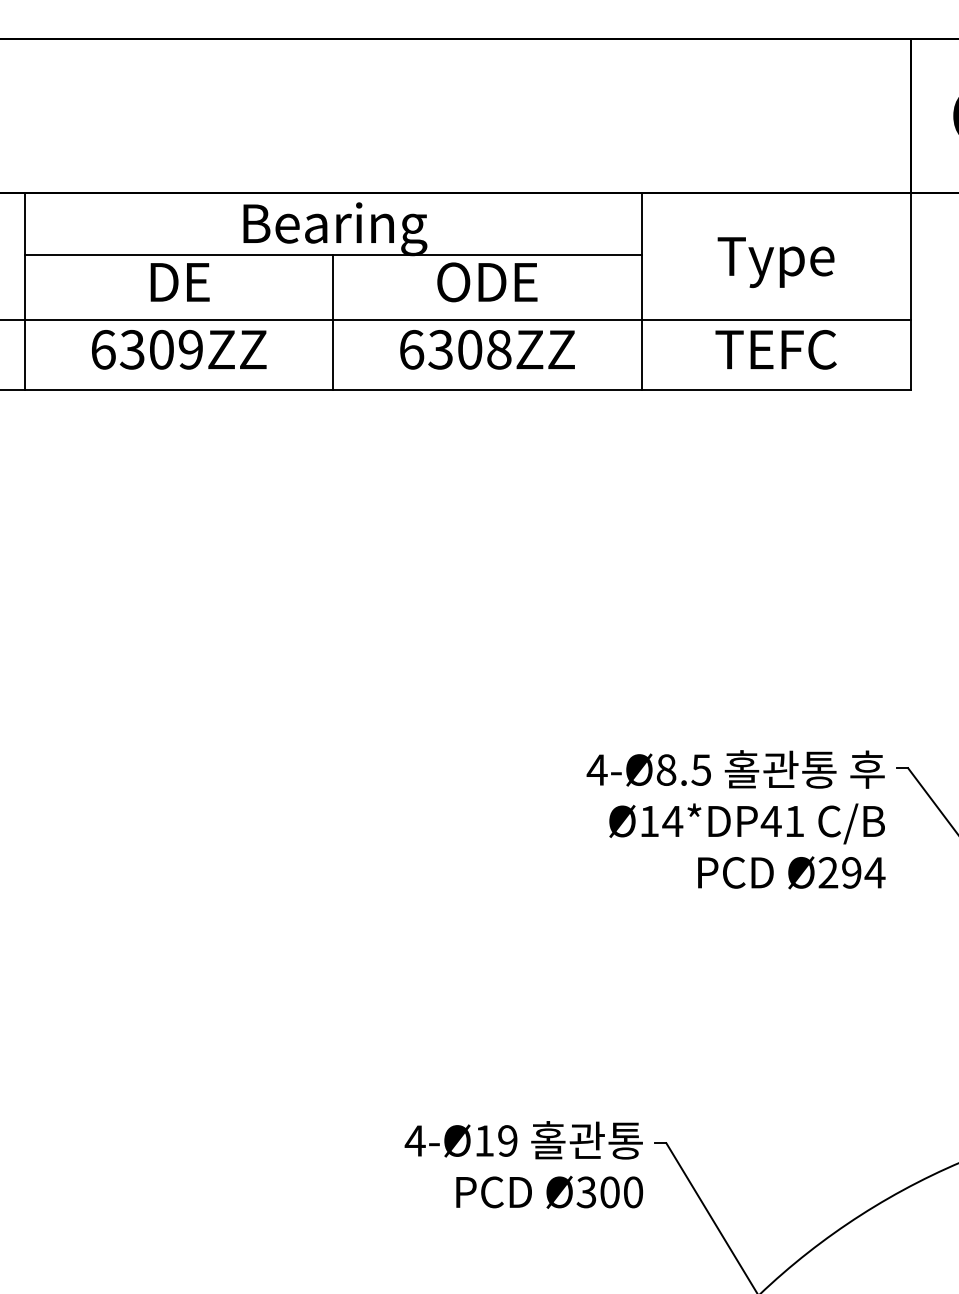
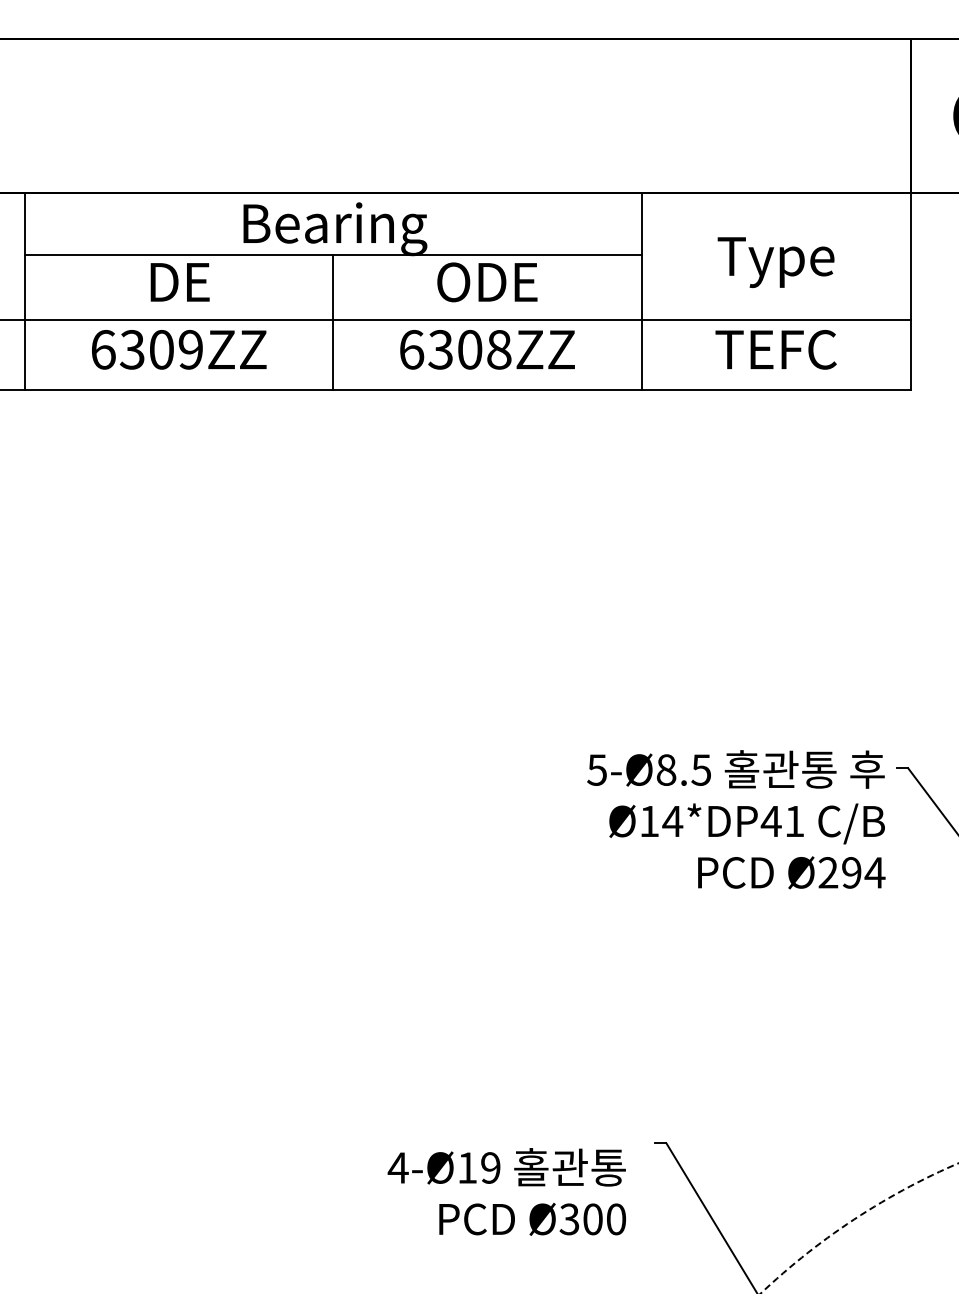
text: 4- -> 5- (596, 769)
text position: (523, 1164) -> (506, 1191) (506, 1191)
circle: solid -> dashed (859, 1228)
